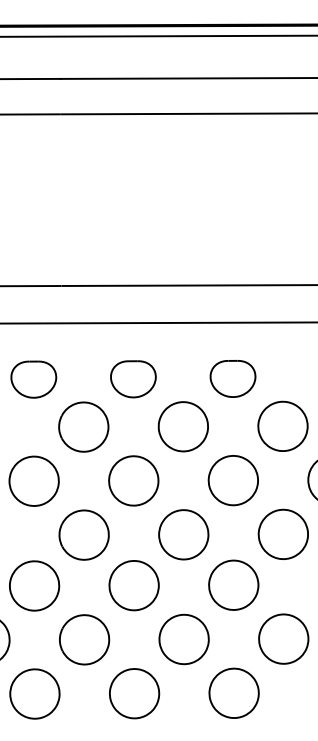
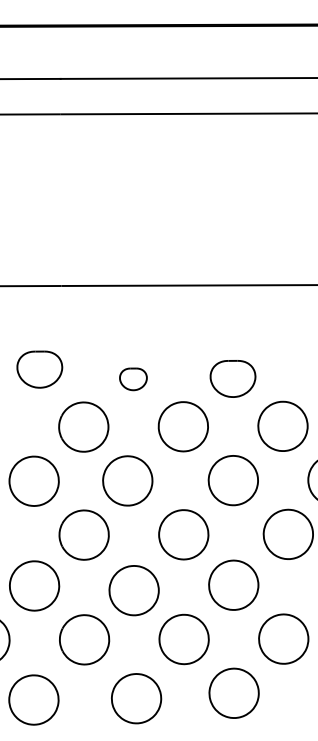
line: present -> none (158, 35)
line: present -> none (158, 322)
part position: (33, 379) -> (39, 369) (39, 369)
part size: 47x39 px -> 29x25 px (133, 379)
part position: (133, 480) -> (127, 480) (127, 480)
part position: (282, 533) -> (287, 533) (287, 533)
part position: (133, 585) -> (133, 590) (133, 590)
part position: (34, 693) -> (33, 699) (33, 699)
part position: (134, 693) -> (136, 698) (136, 698)
